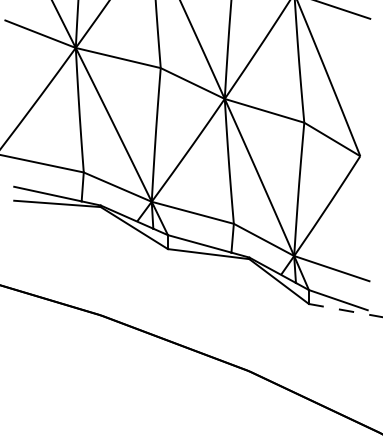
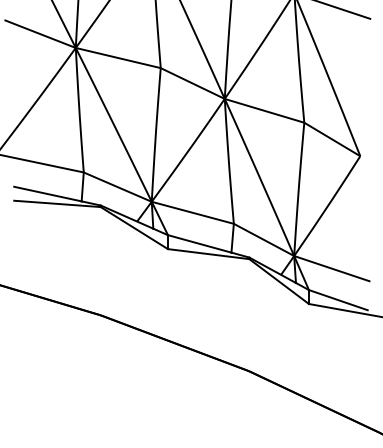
line: dashed -> solid (345, 310)
